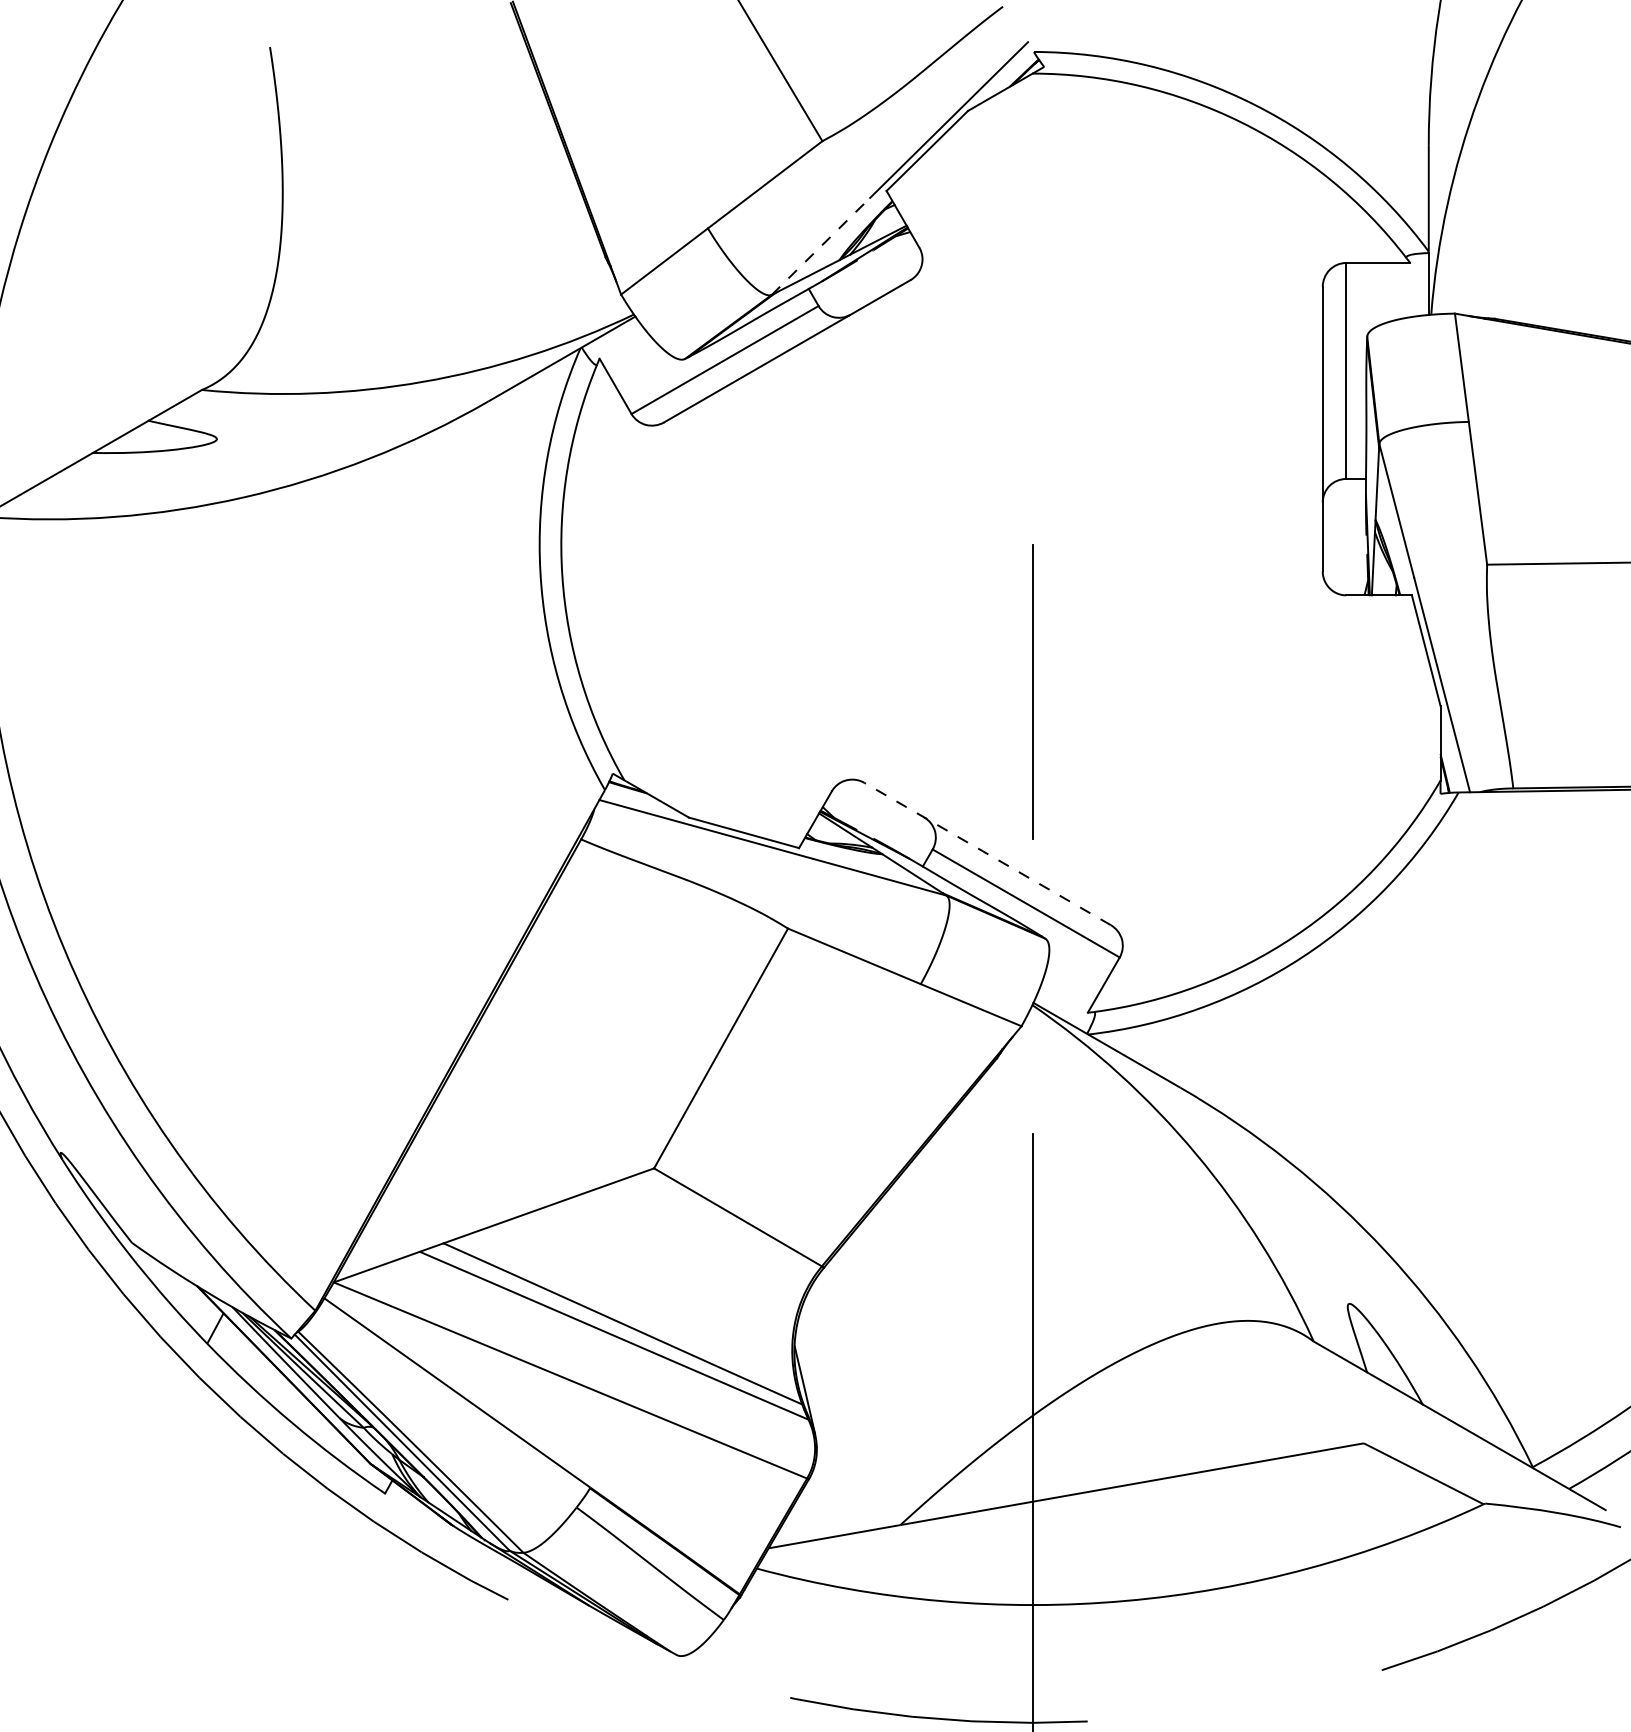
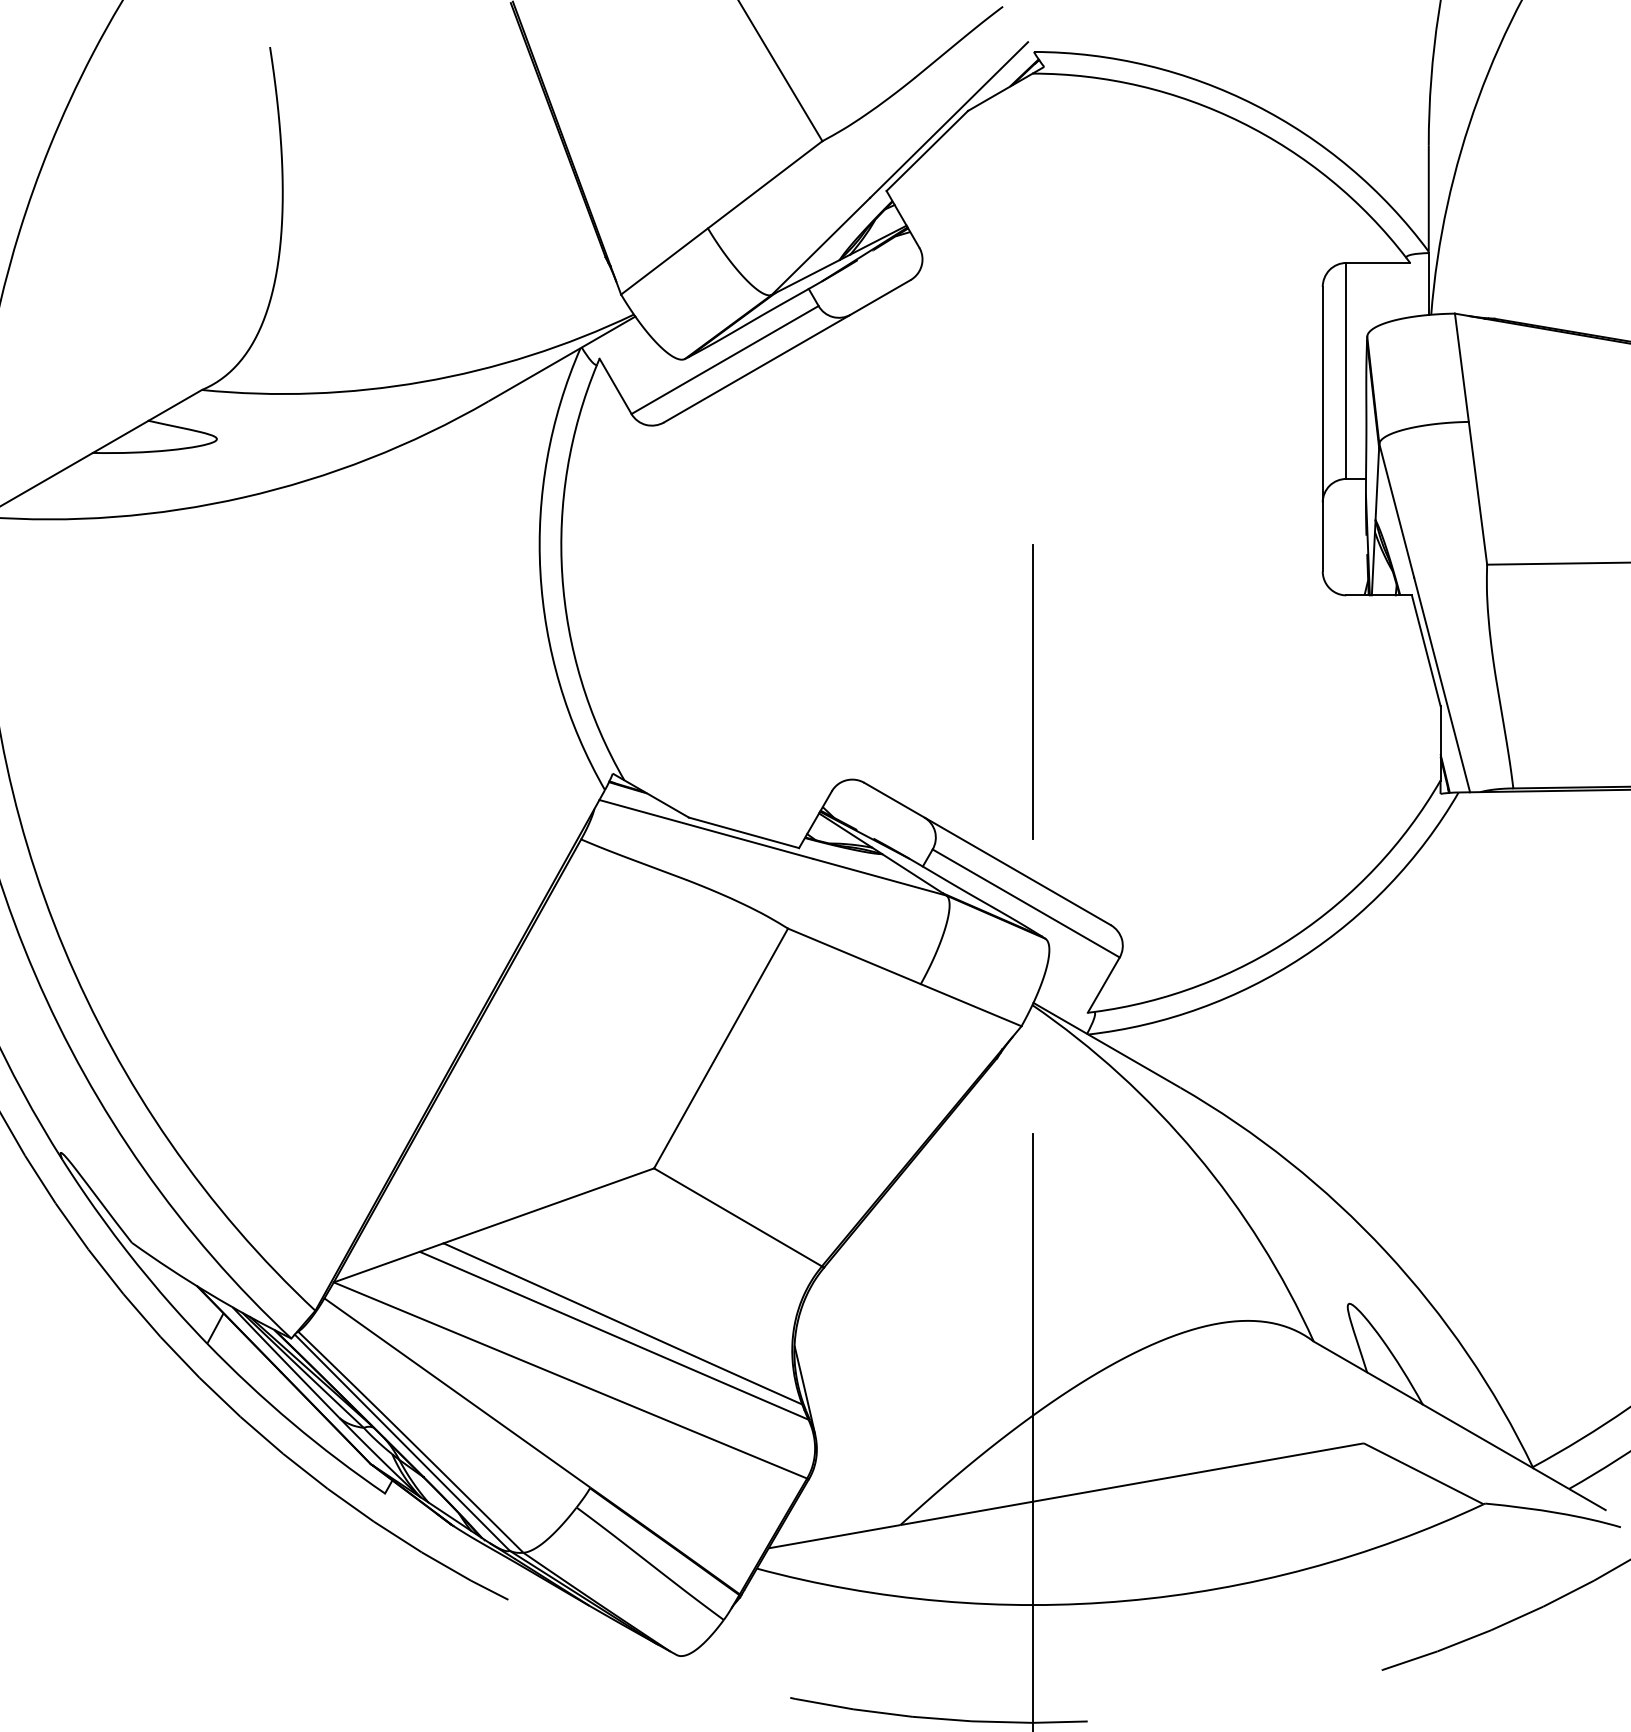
line: dashed -> solid (821, 246)
line: dashed -> solid (987, 853)
